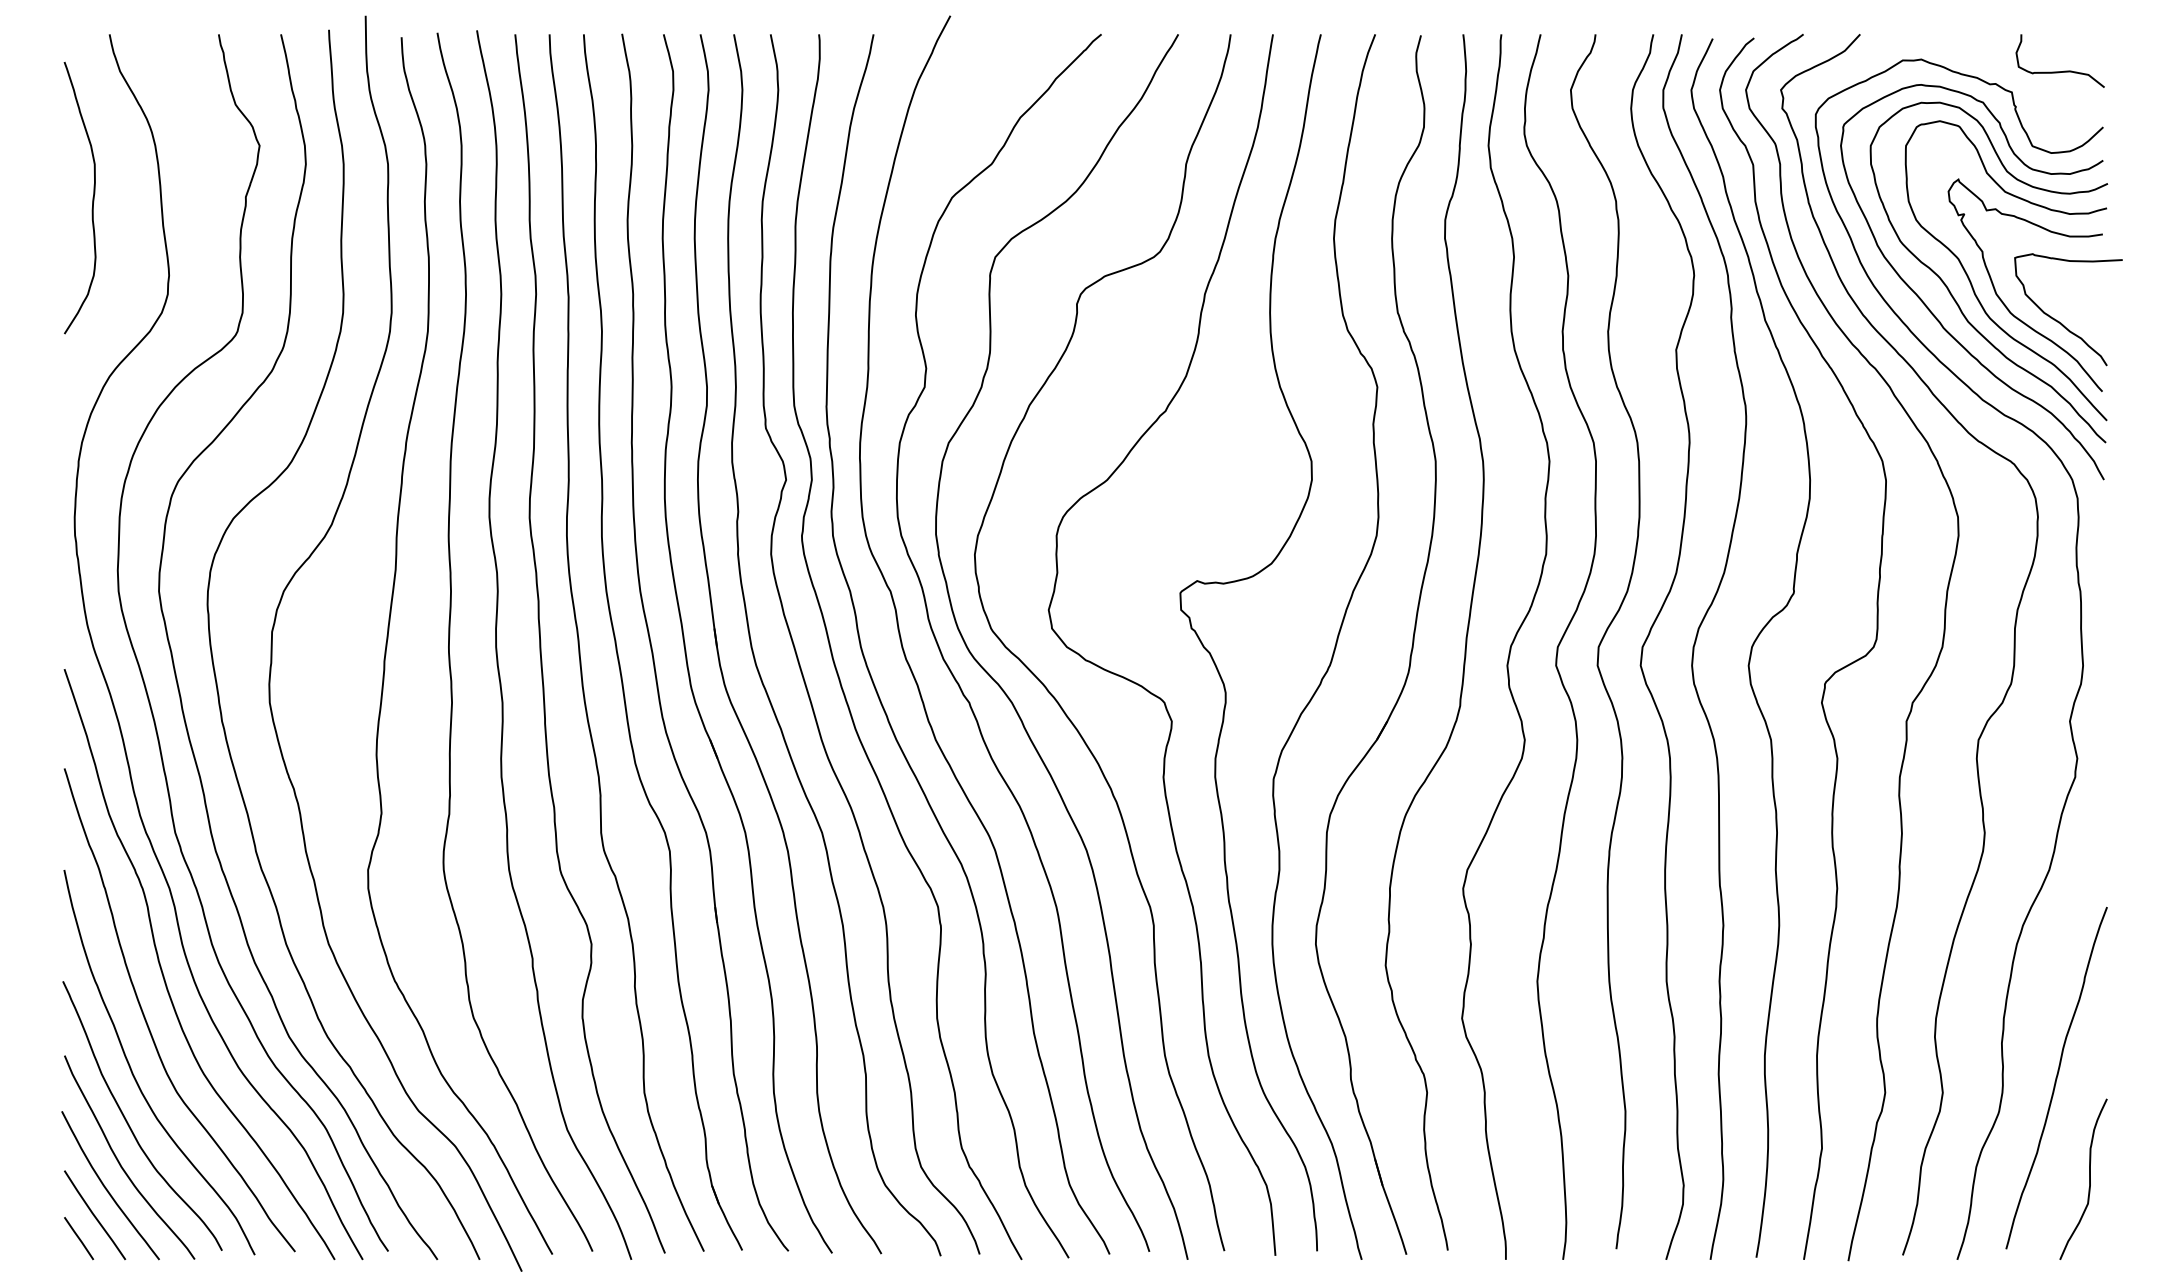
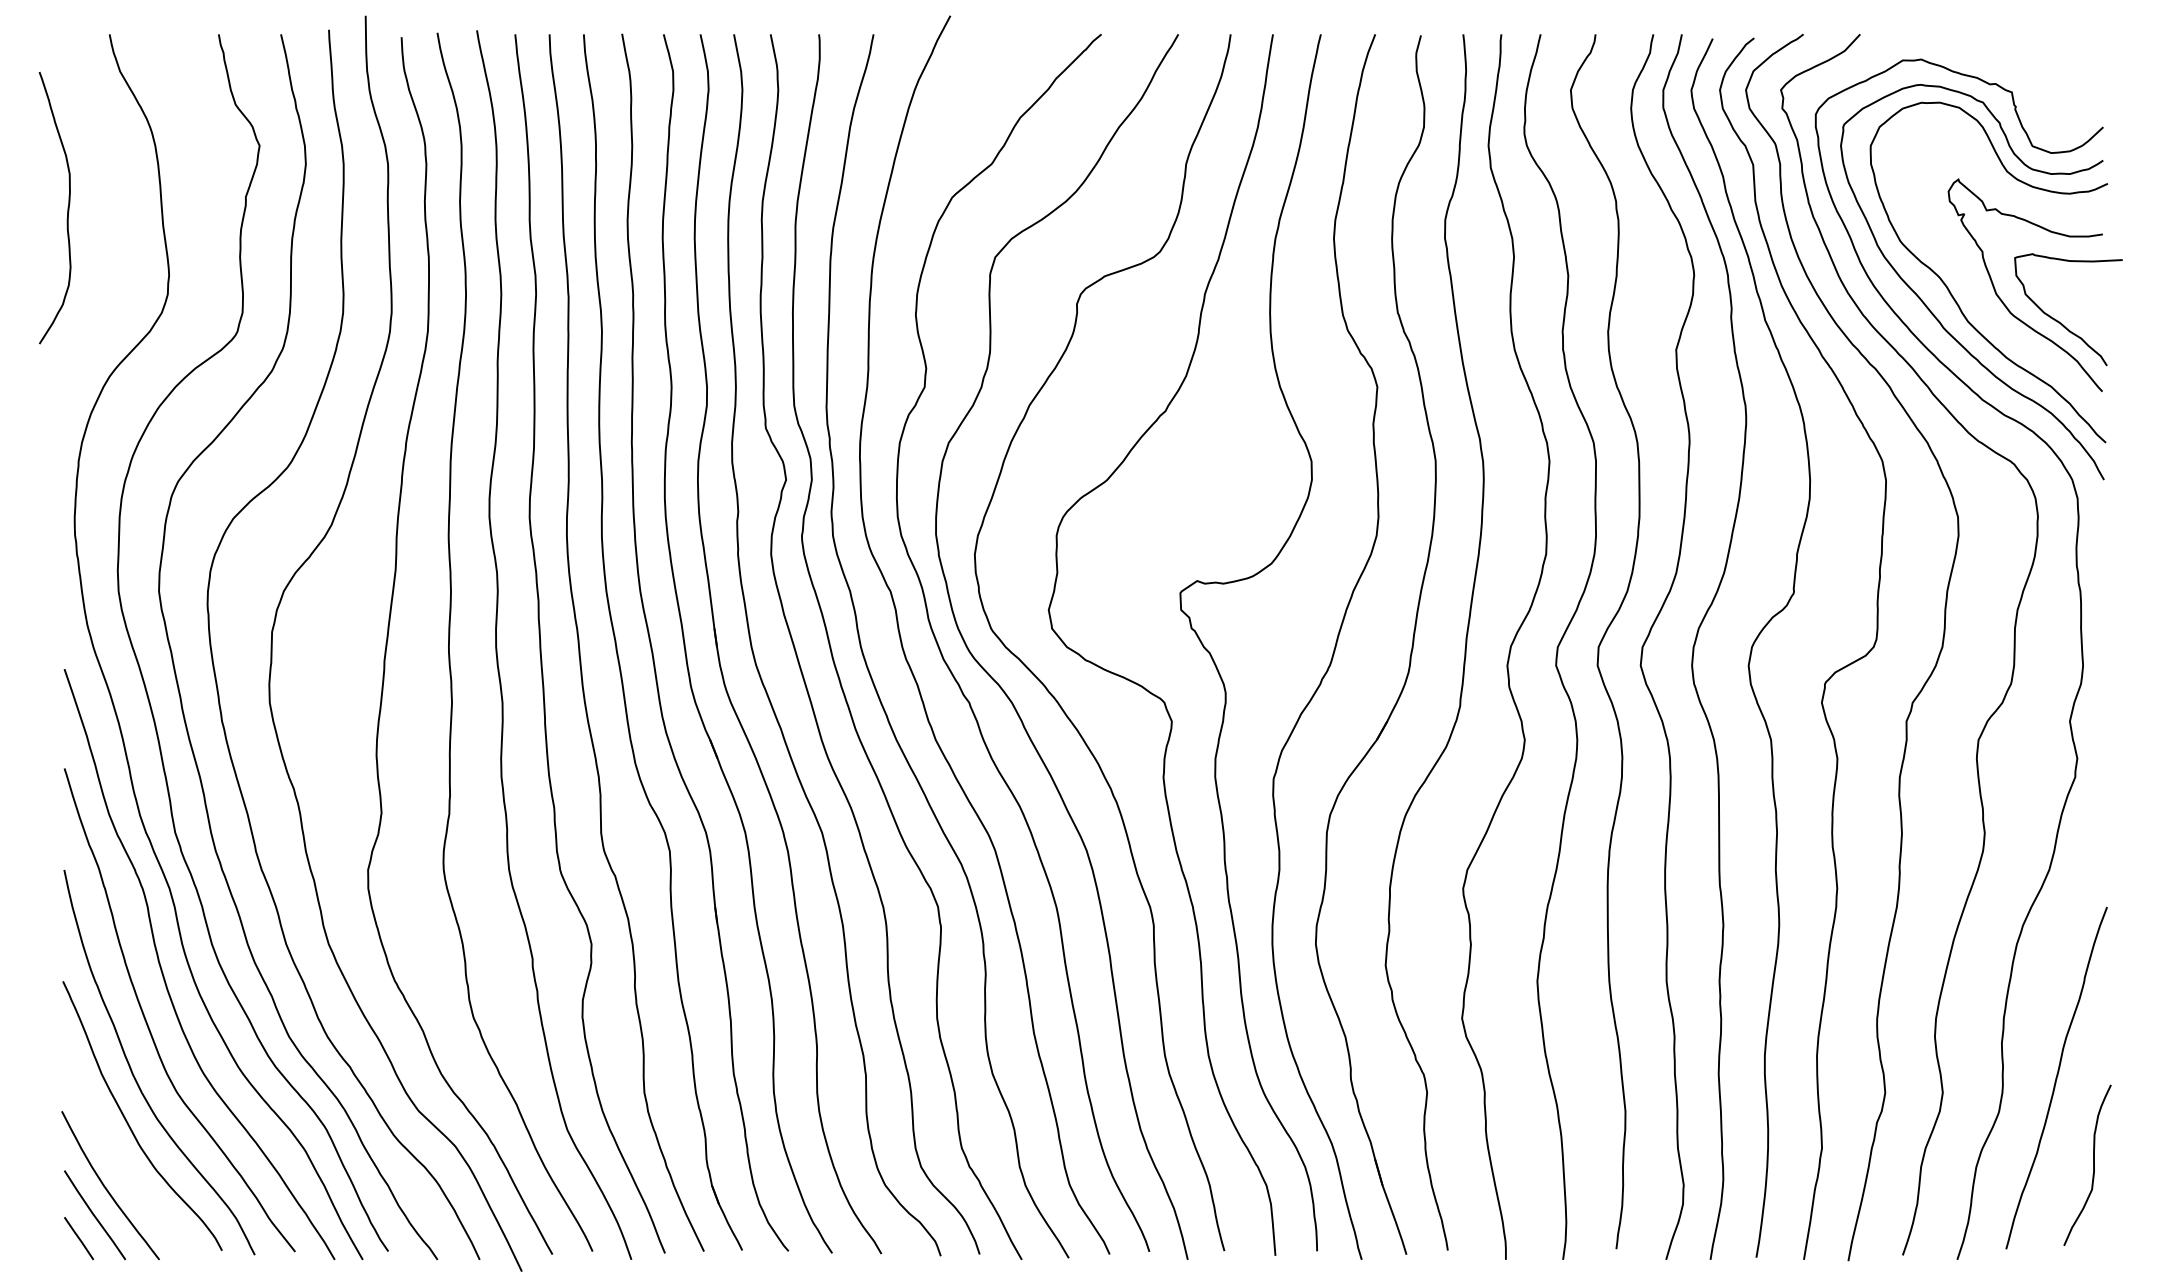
curve: present -> none (2059, 71)
curve position: (92, 197) -> (67, 207) (67, 207)
curve: present -> none (1971, 281)
curve: present -> none (121, 1164)
curve position: (2089, 1178) -> (2093, 1164) (2093, 1164)
